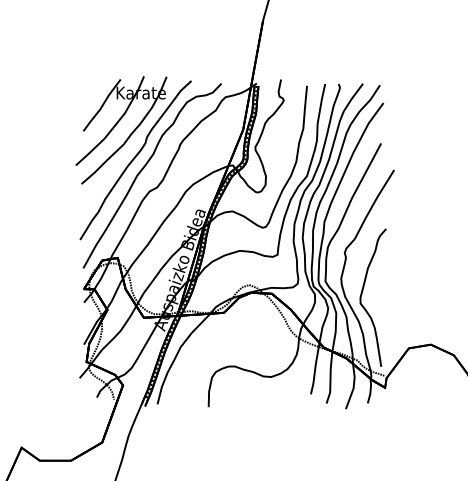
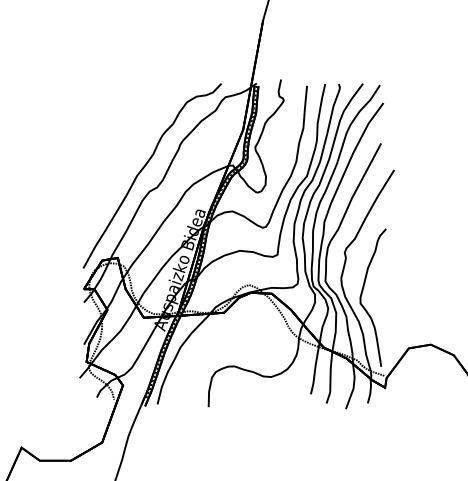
part: present -> none (133, 158)
